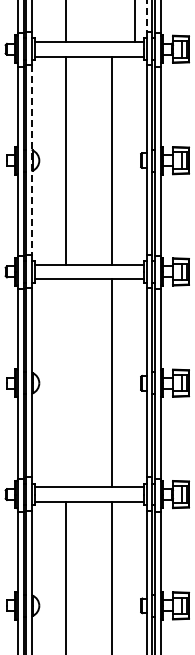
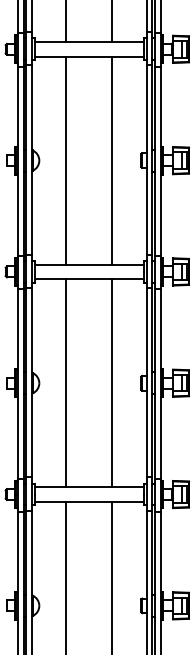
line: dashed -> solid (146, 16)
line position: (135, 22) -> (112, 22) (112, 22)
line: dashed -> solid (32, 159)
line: none -> present (66, 383)
